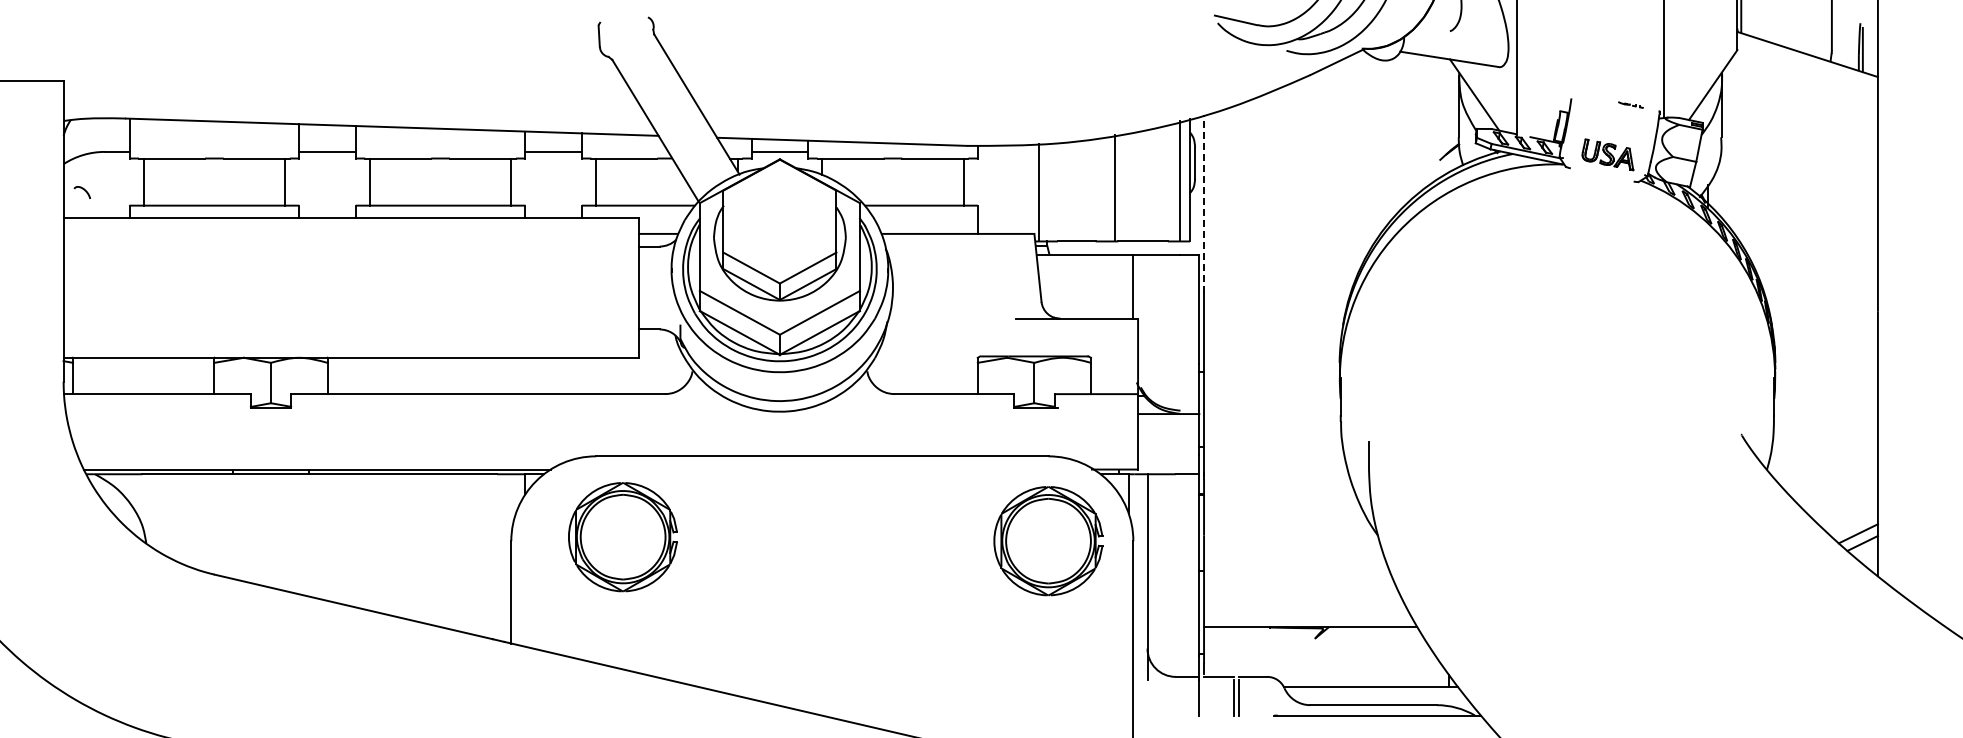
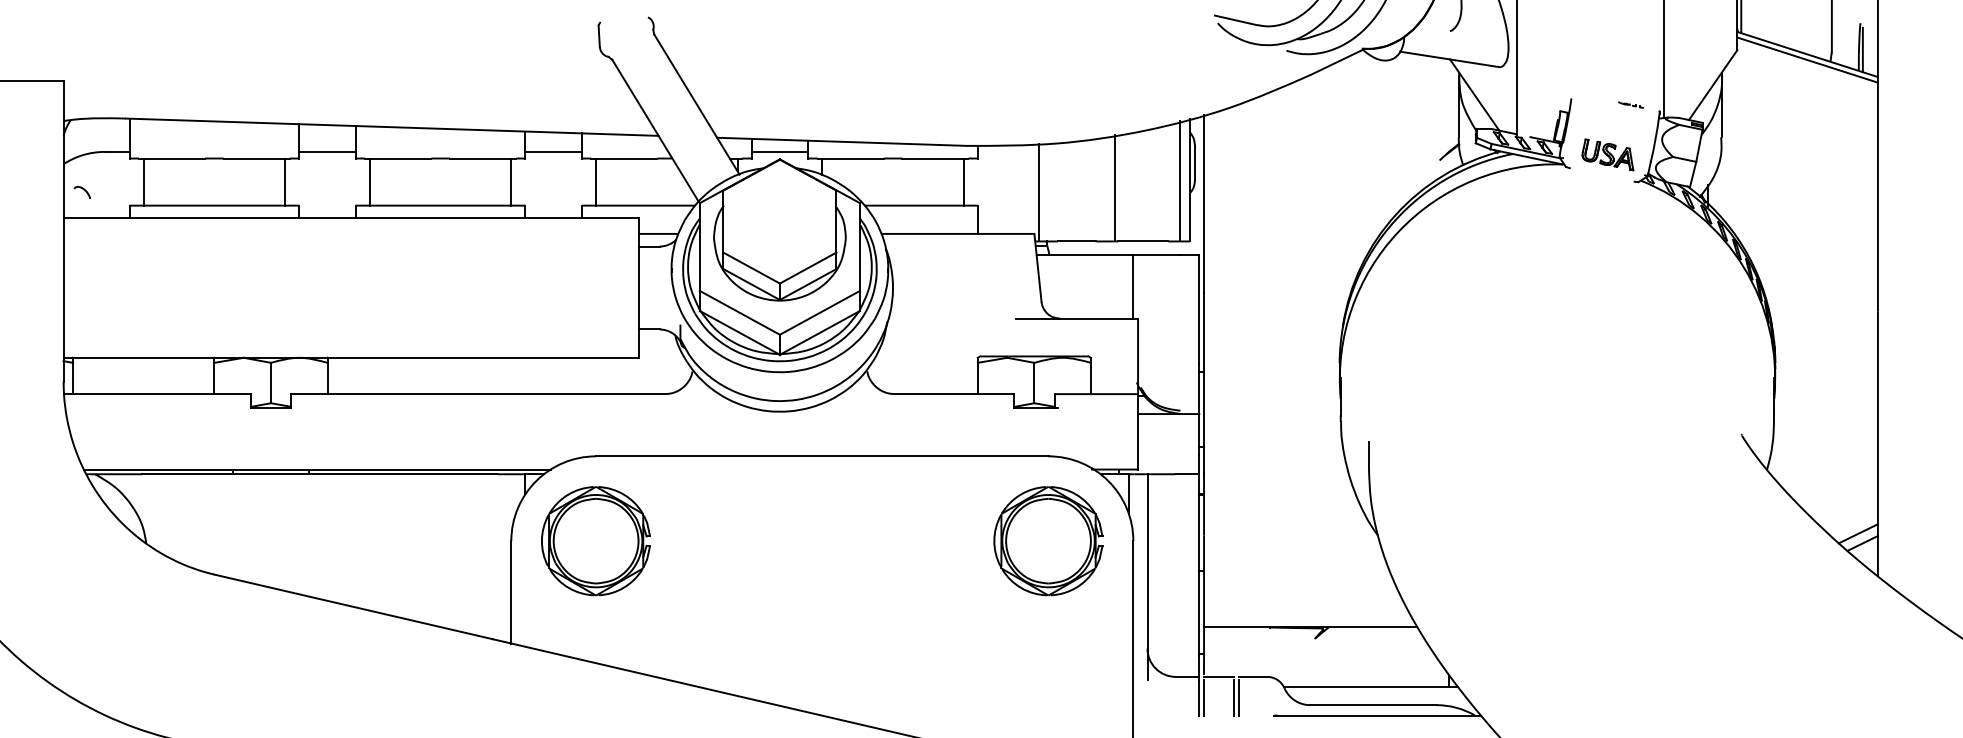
line: none -> present (1807, 59)
line: dashed -> solid (1204, 203)
part position: (622, 537) -> (595, 541) (595, 541)
line: none -> present (1204, 697)
